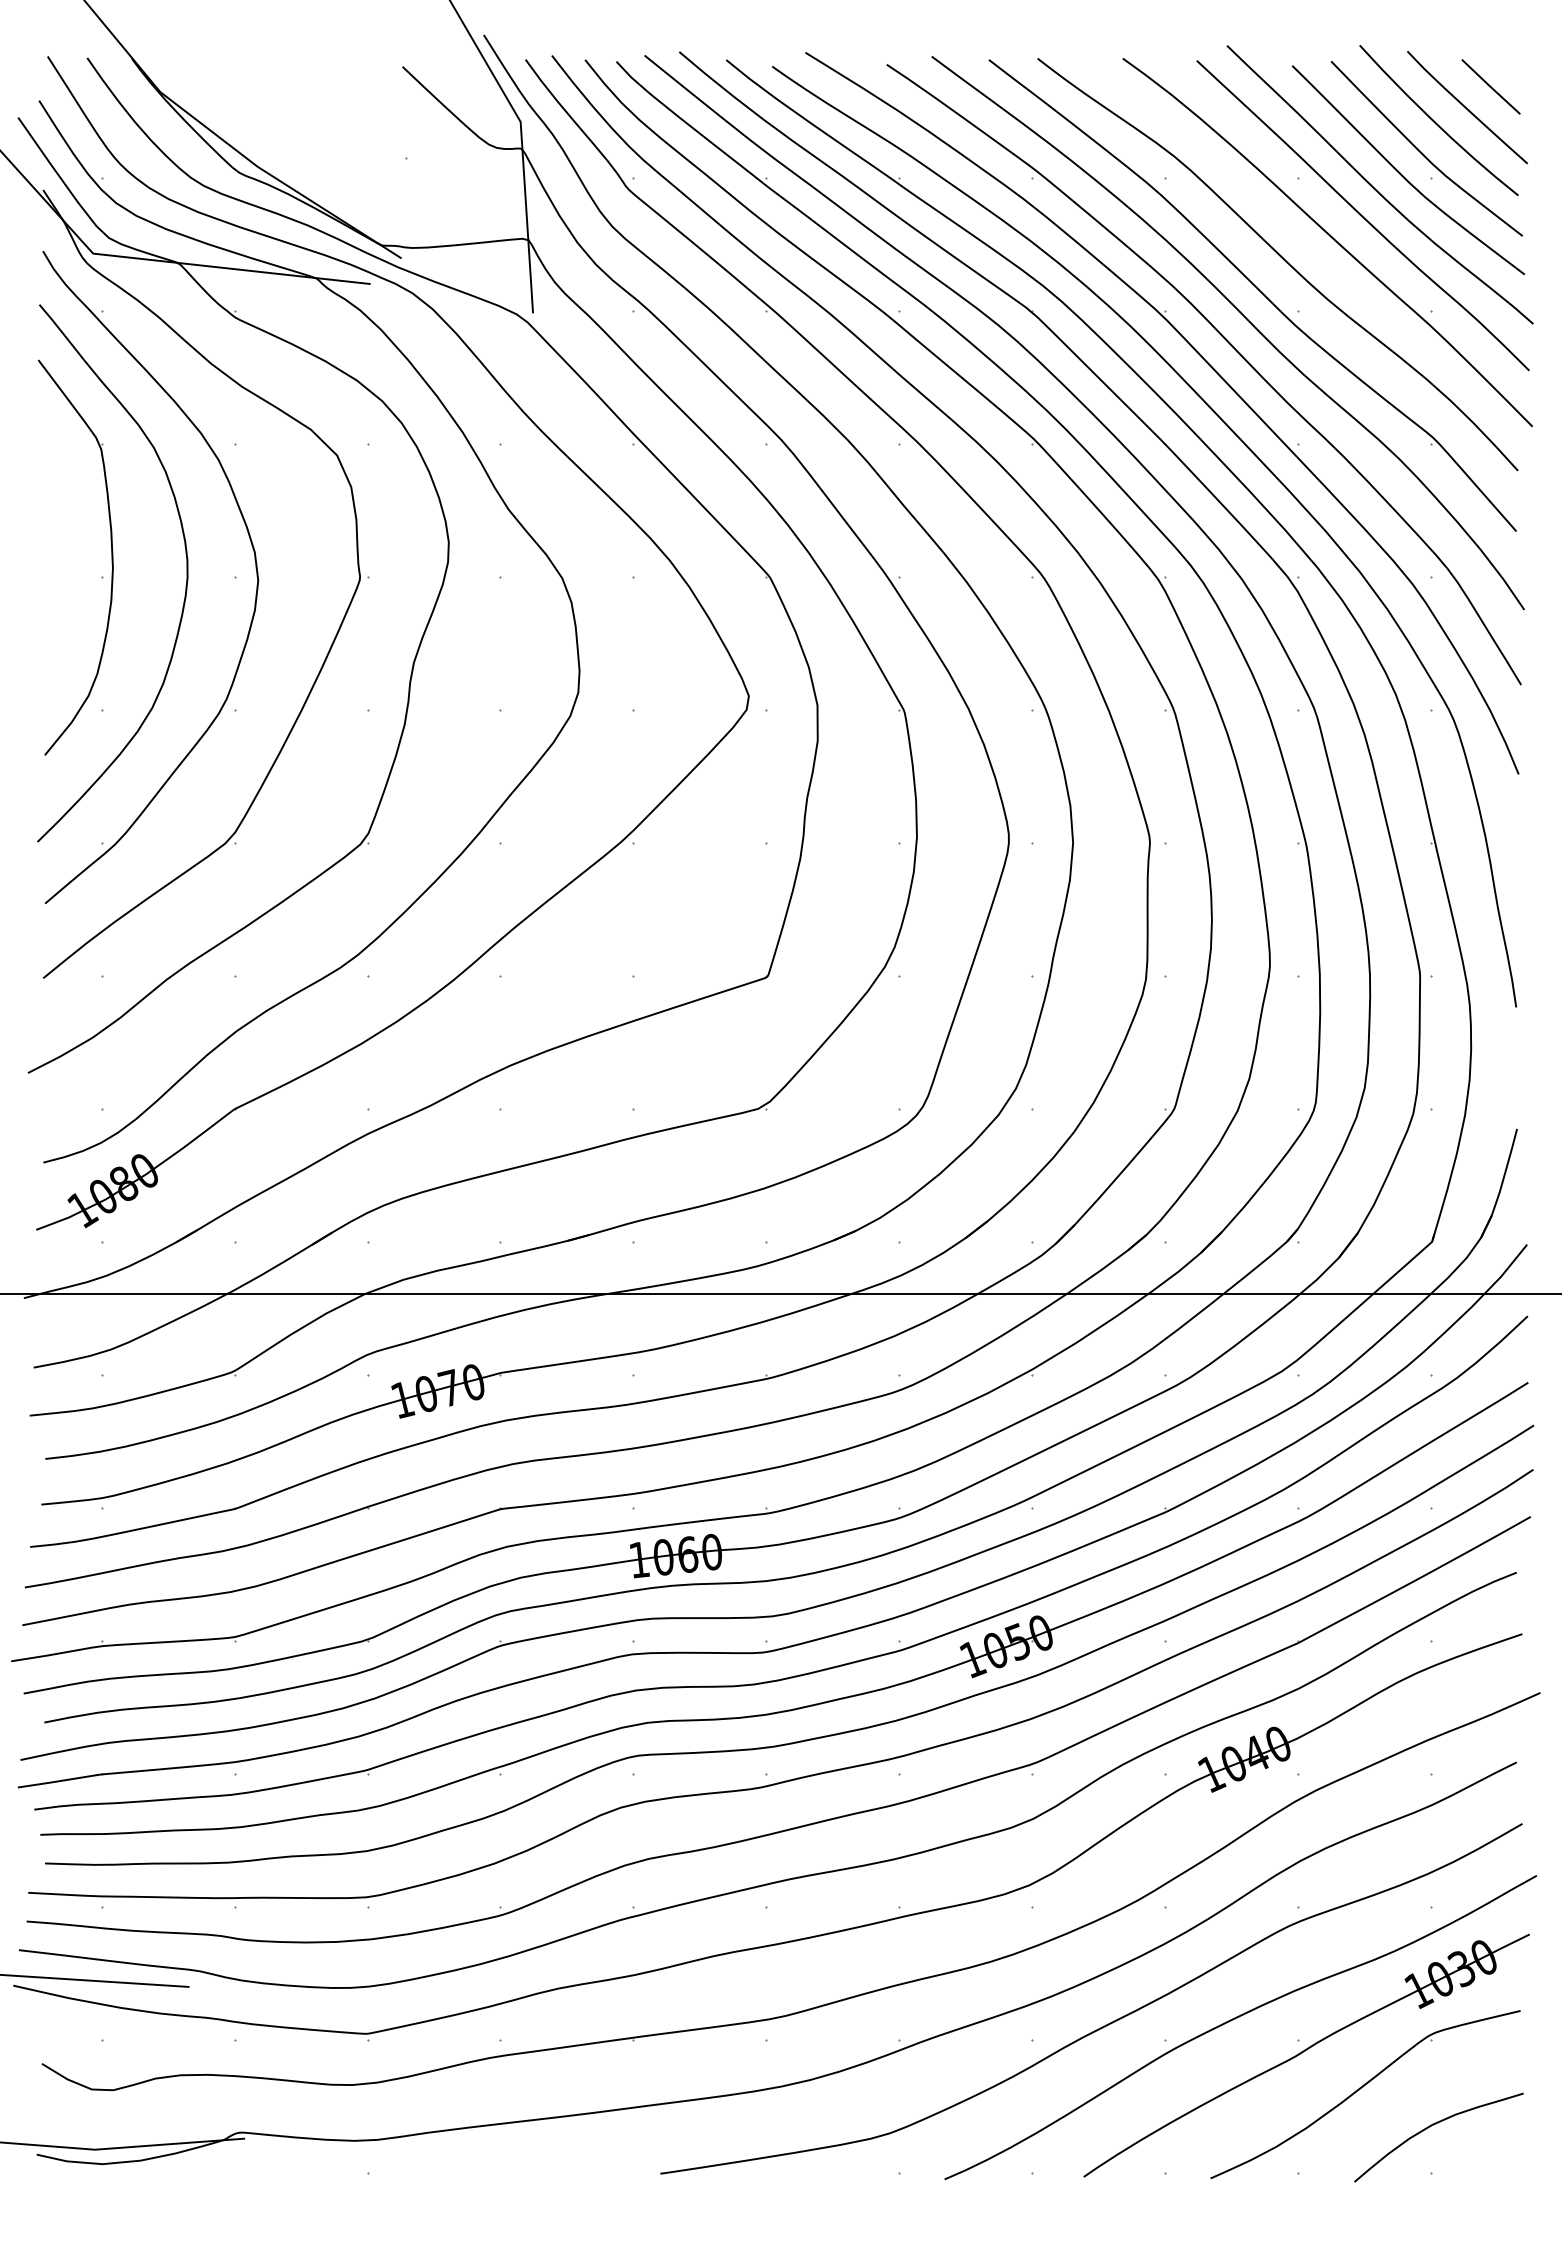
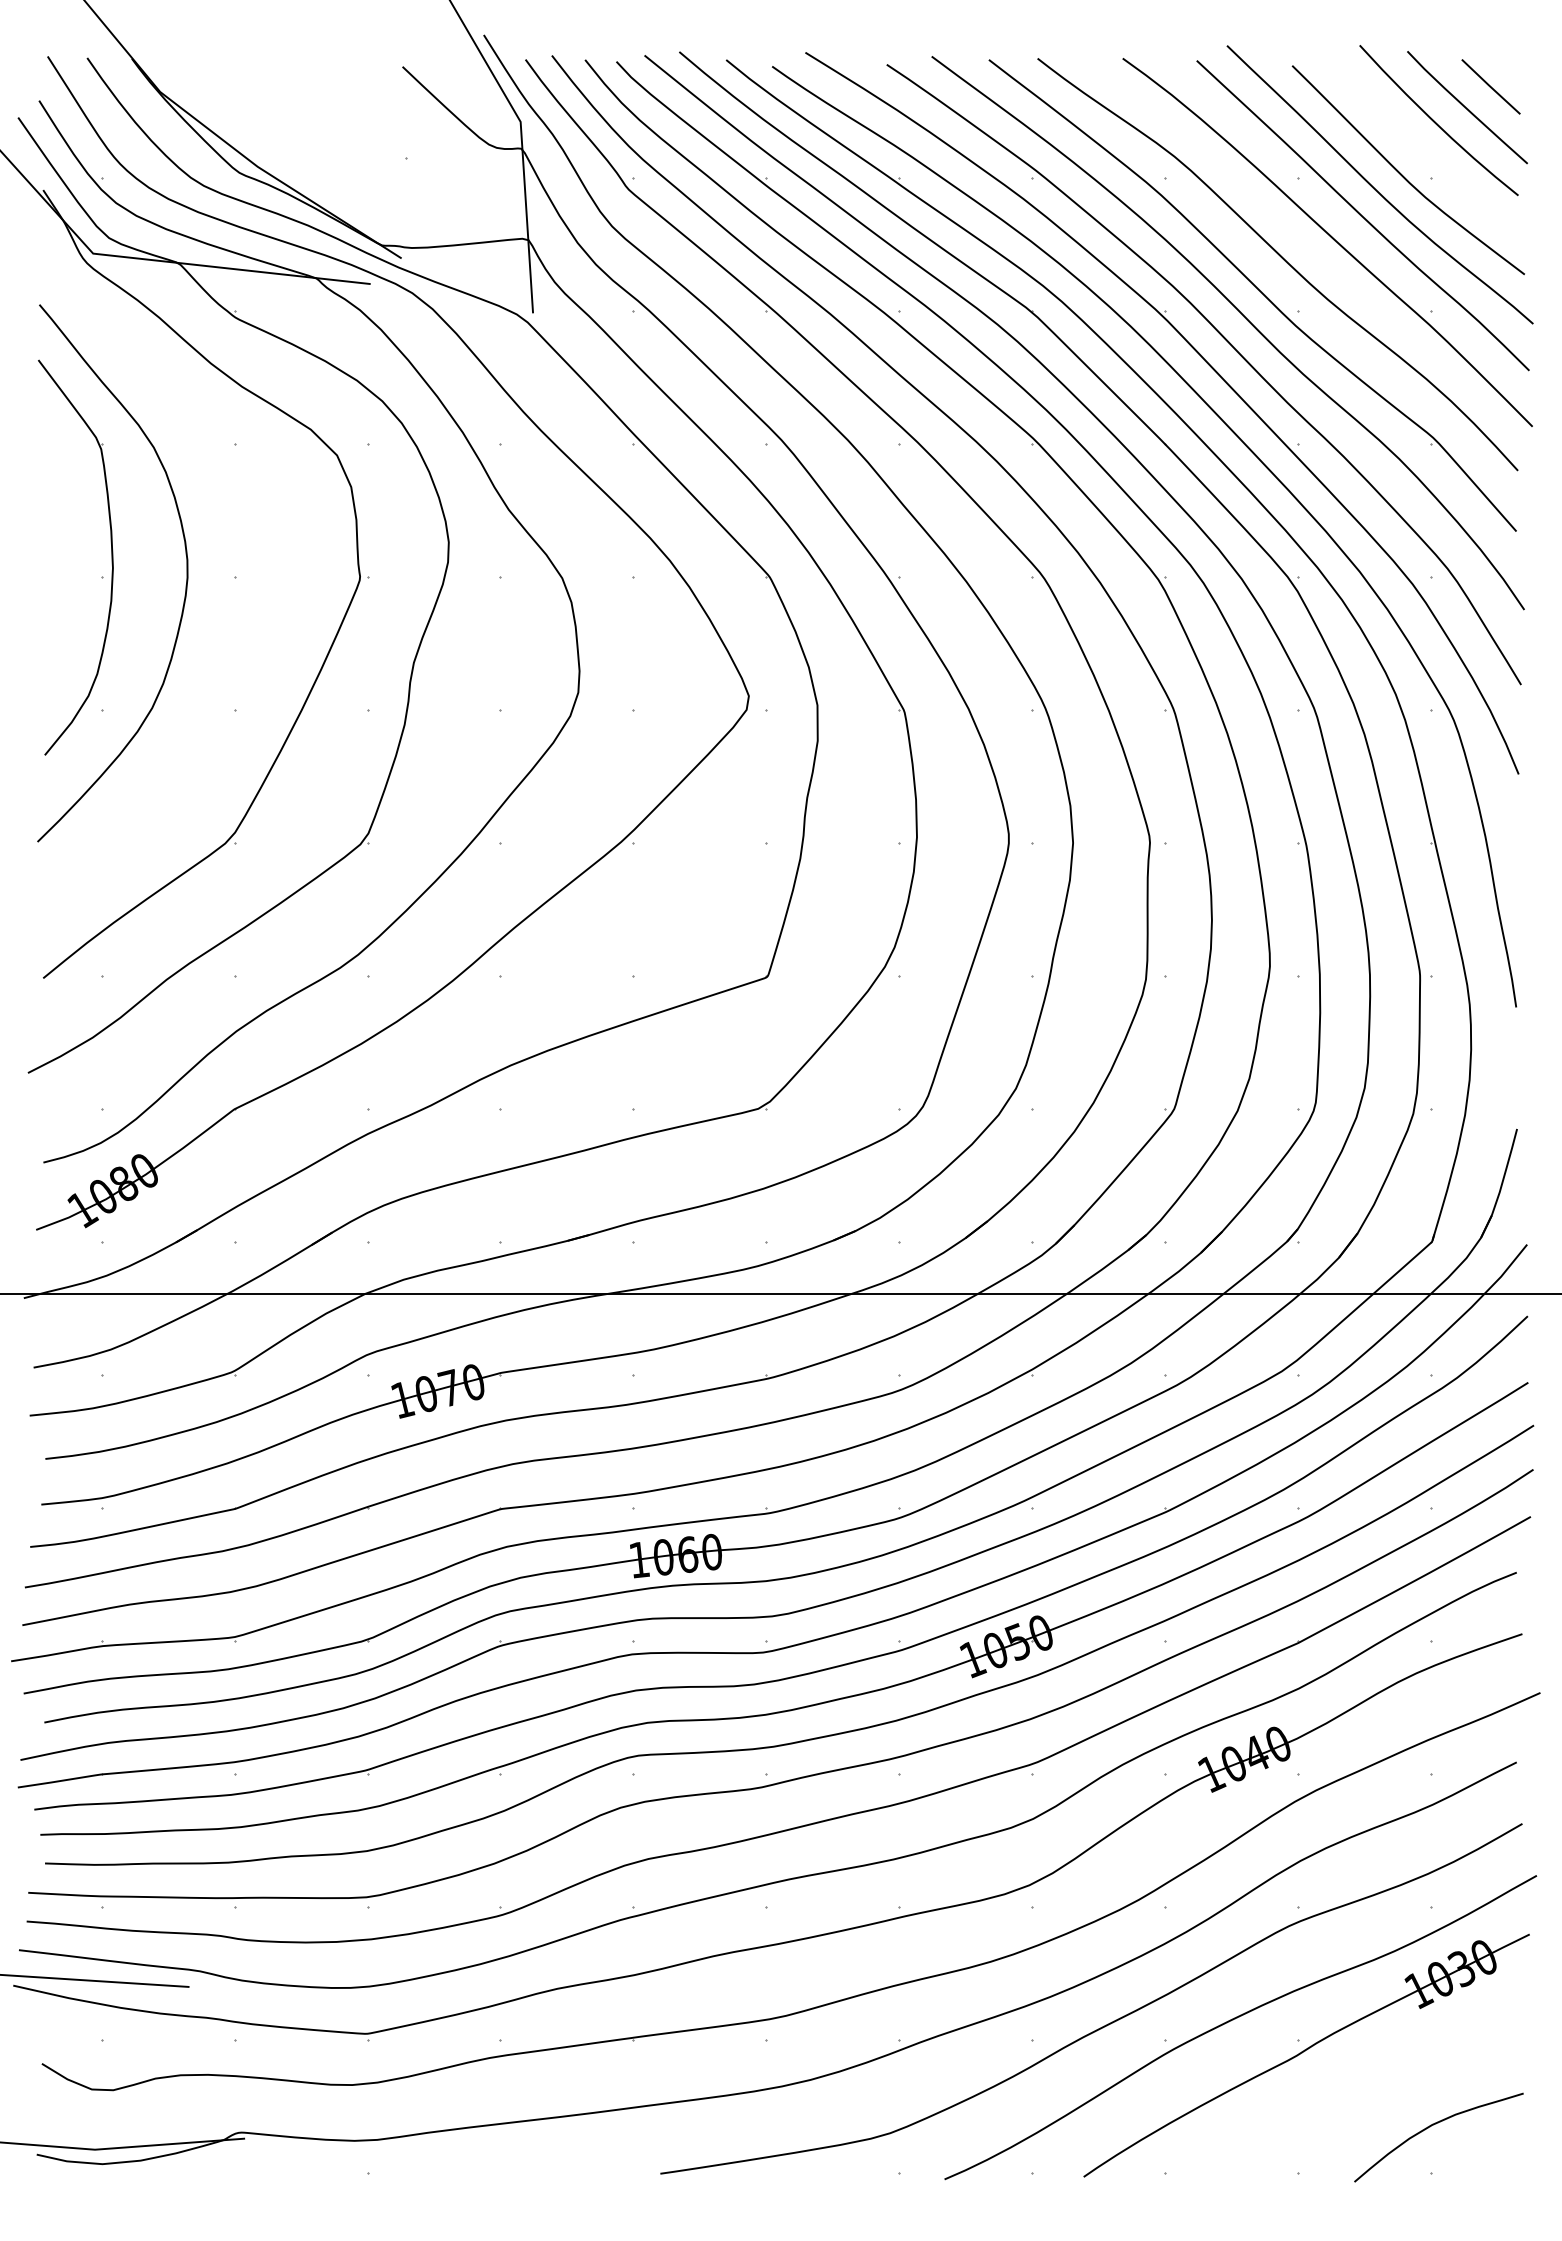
curve: present -> none (1422, 152)
part: present -> none (254, 560)
part: present -> none (1360, 2089)
